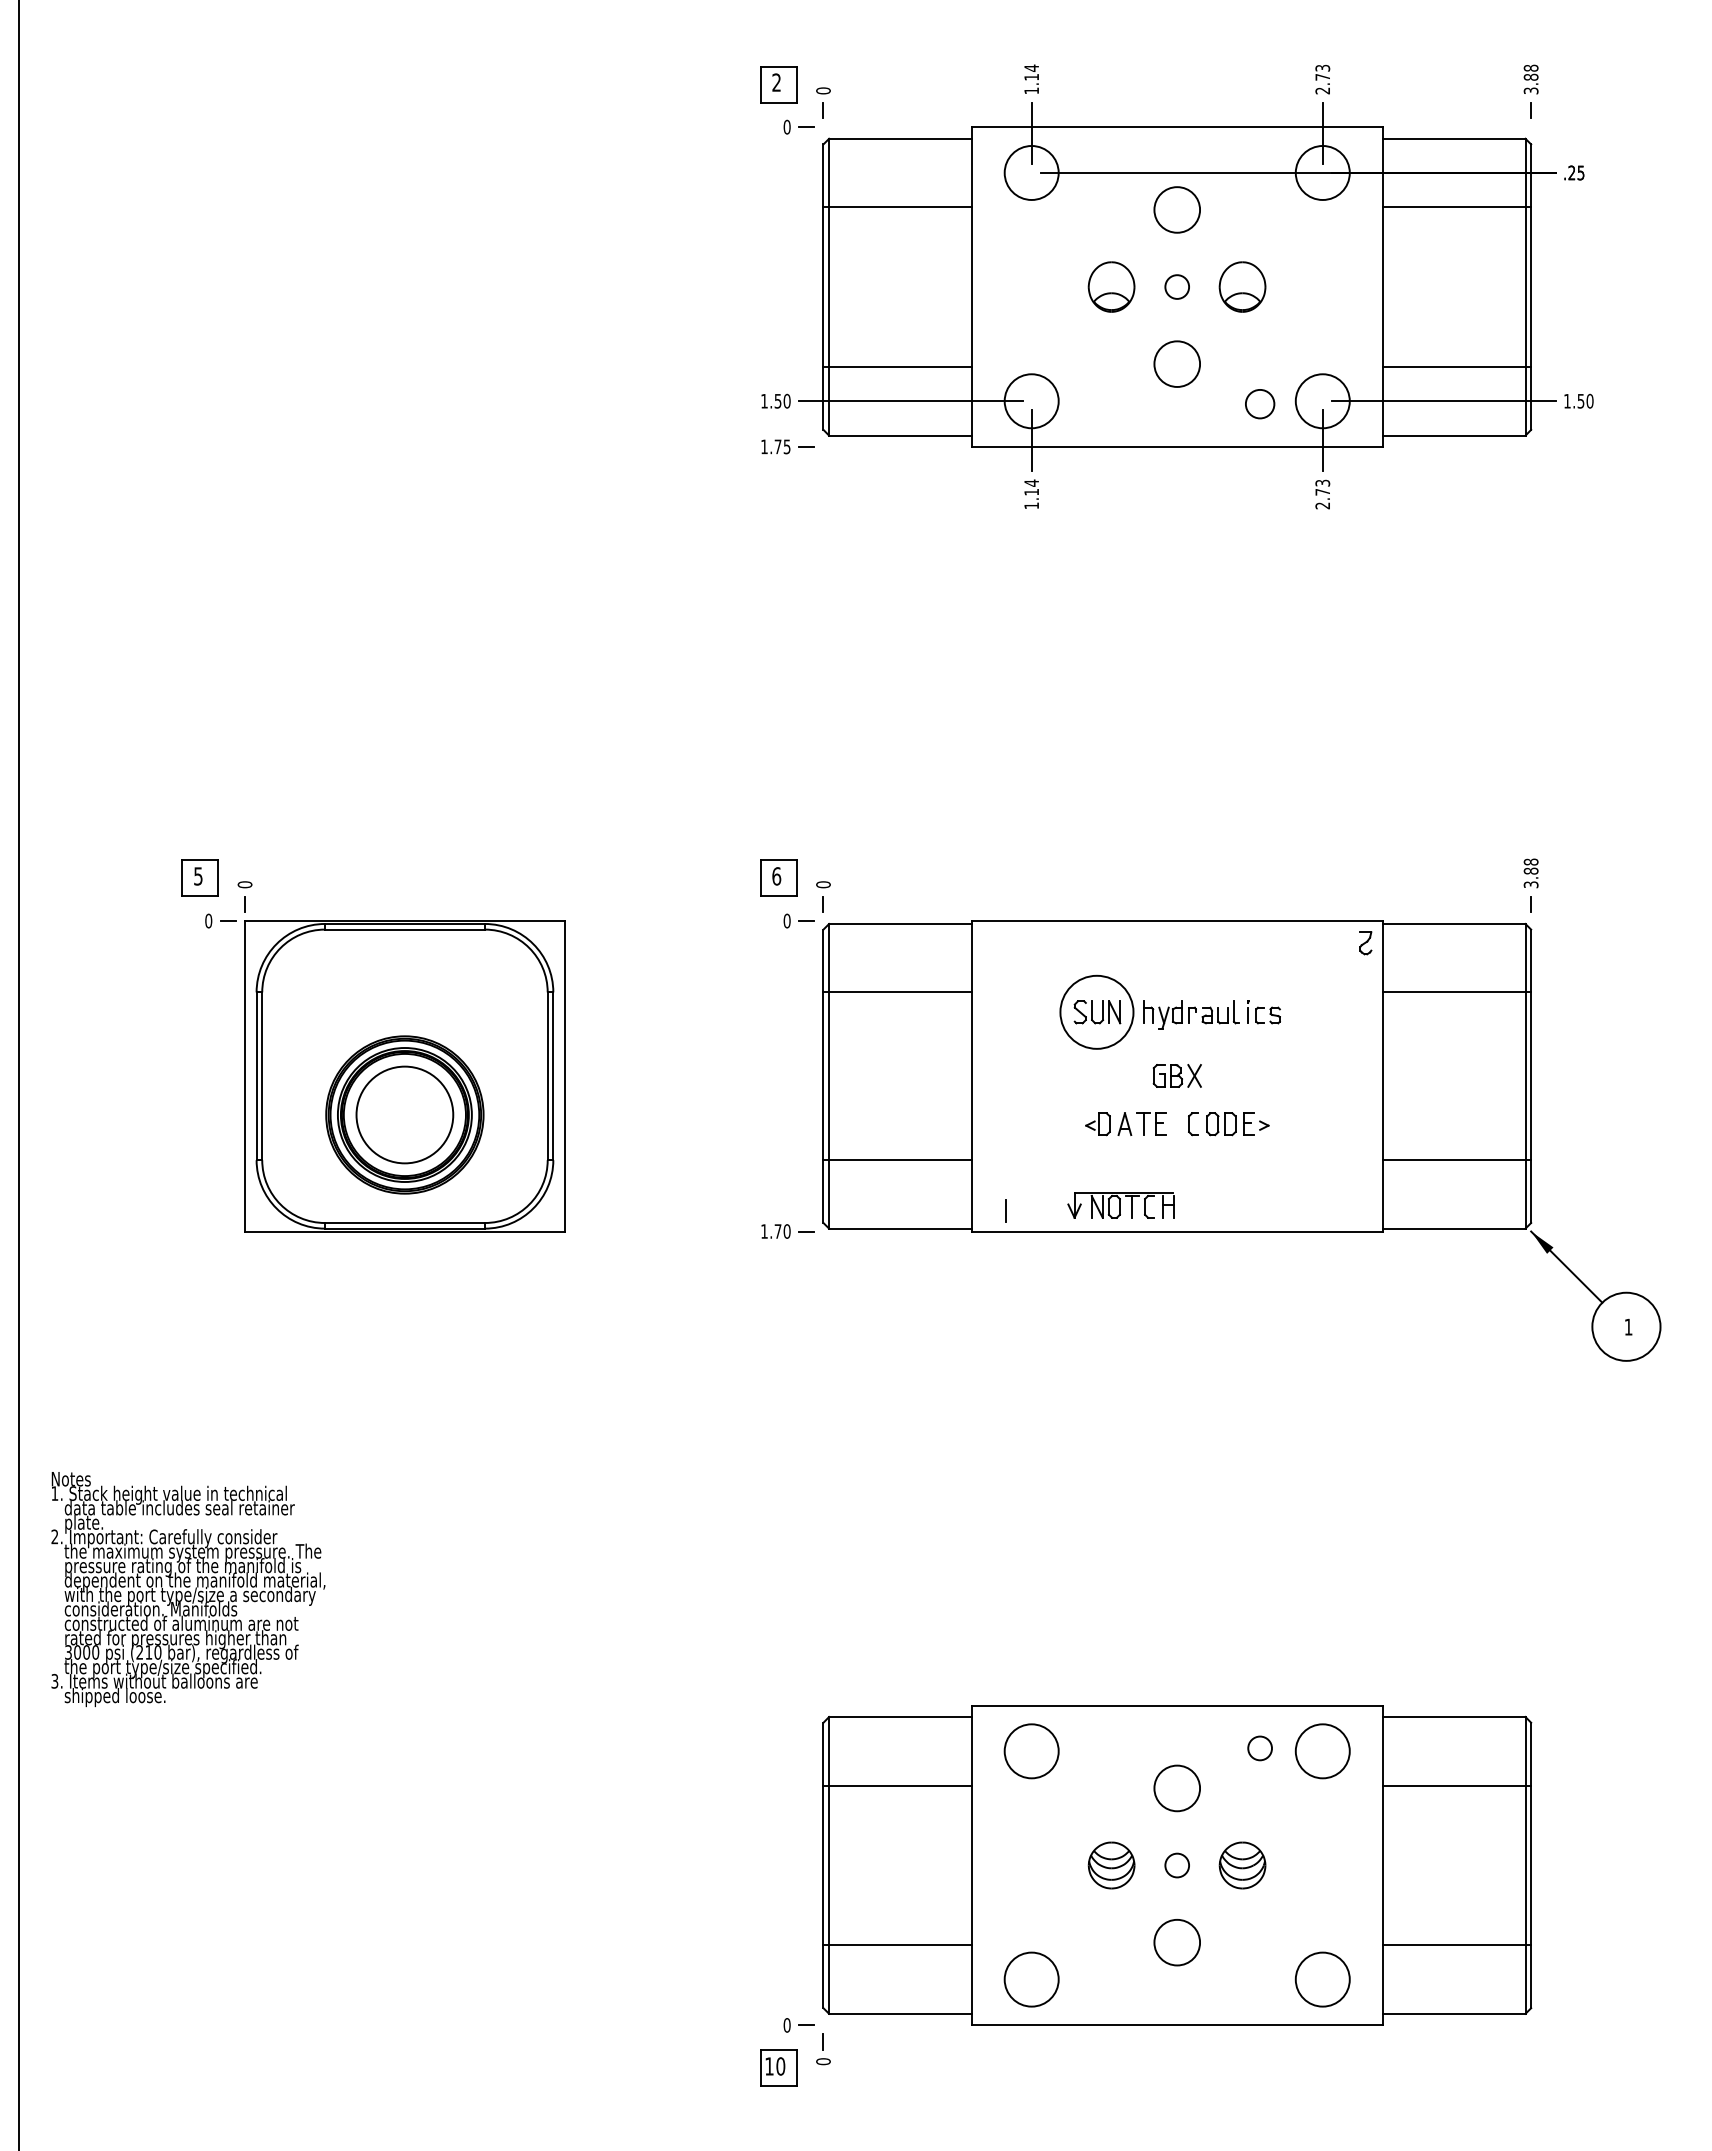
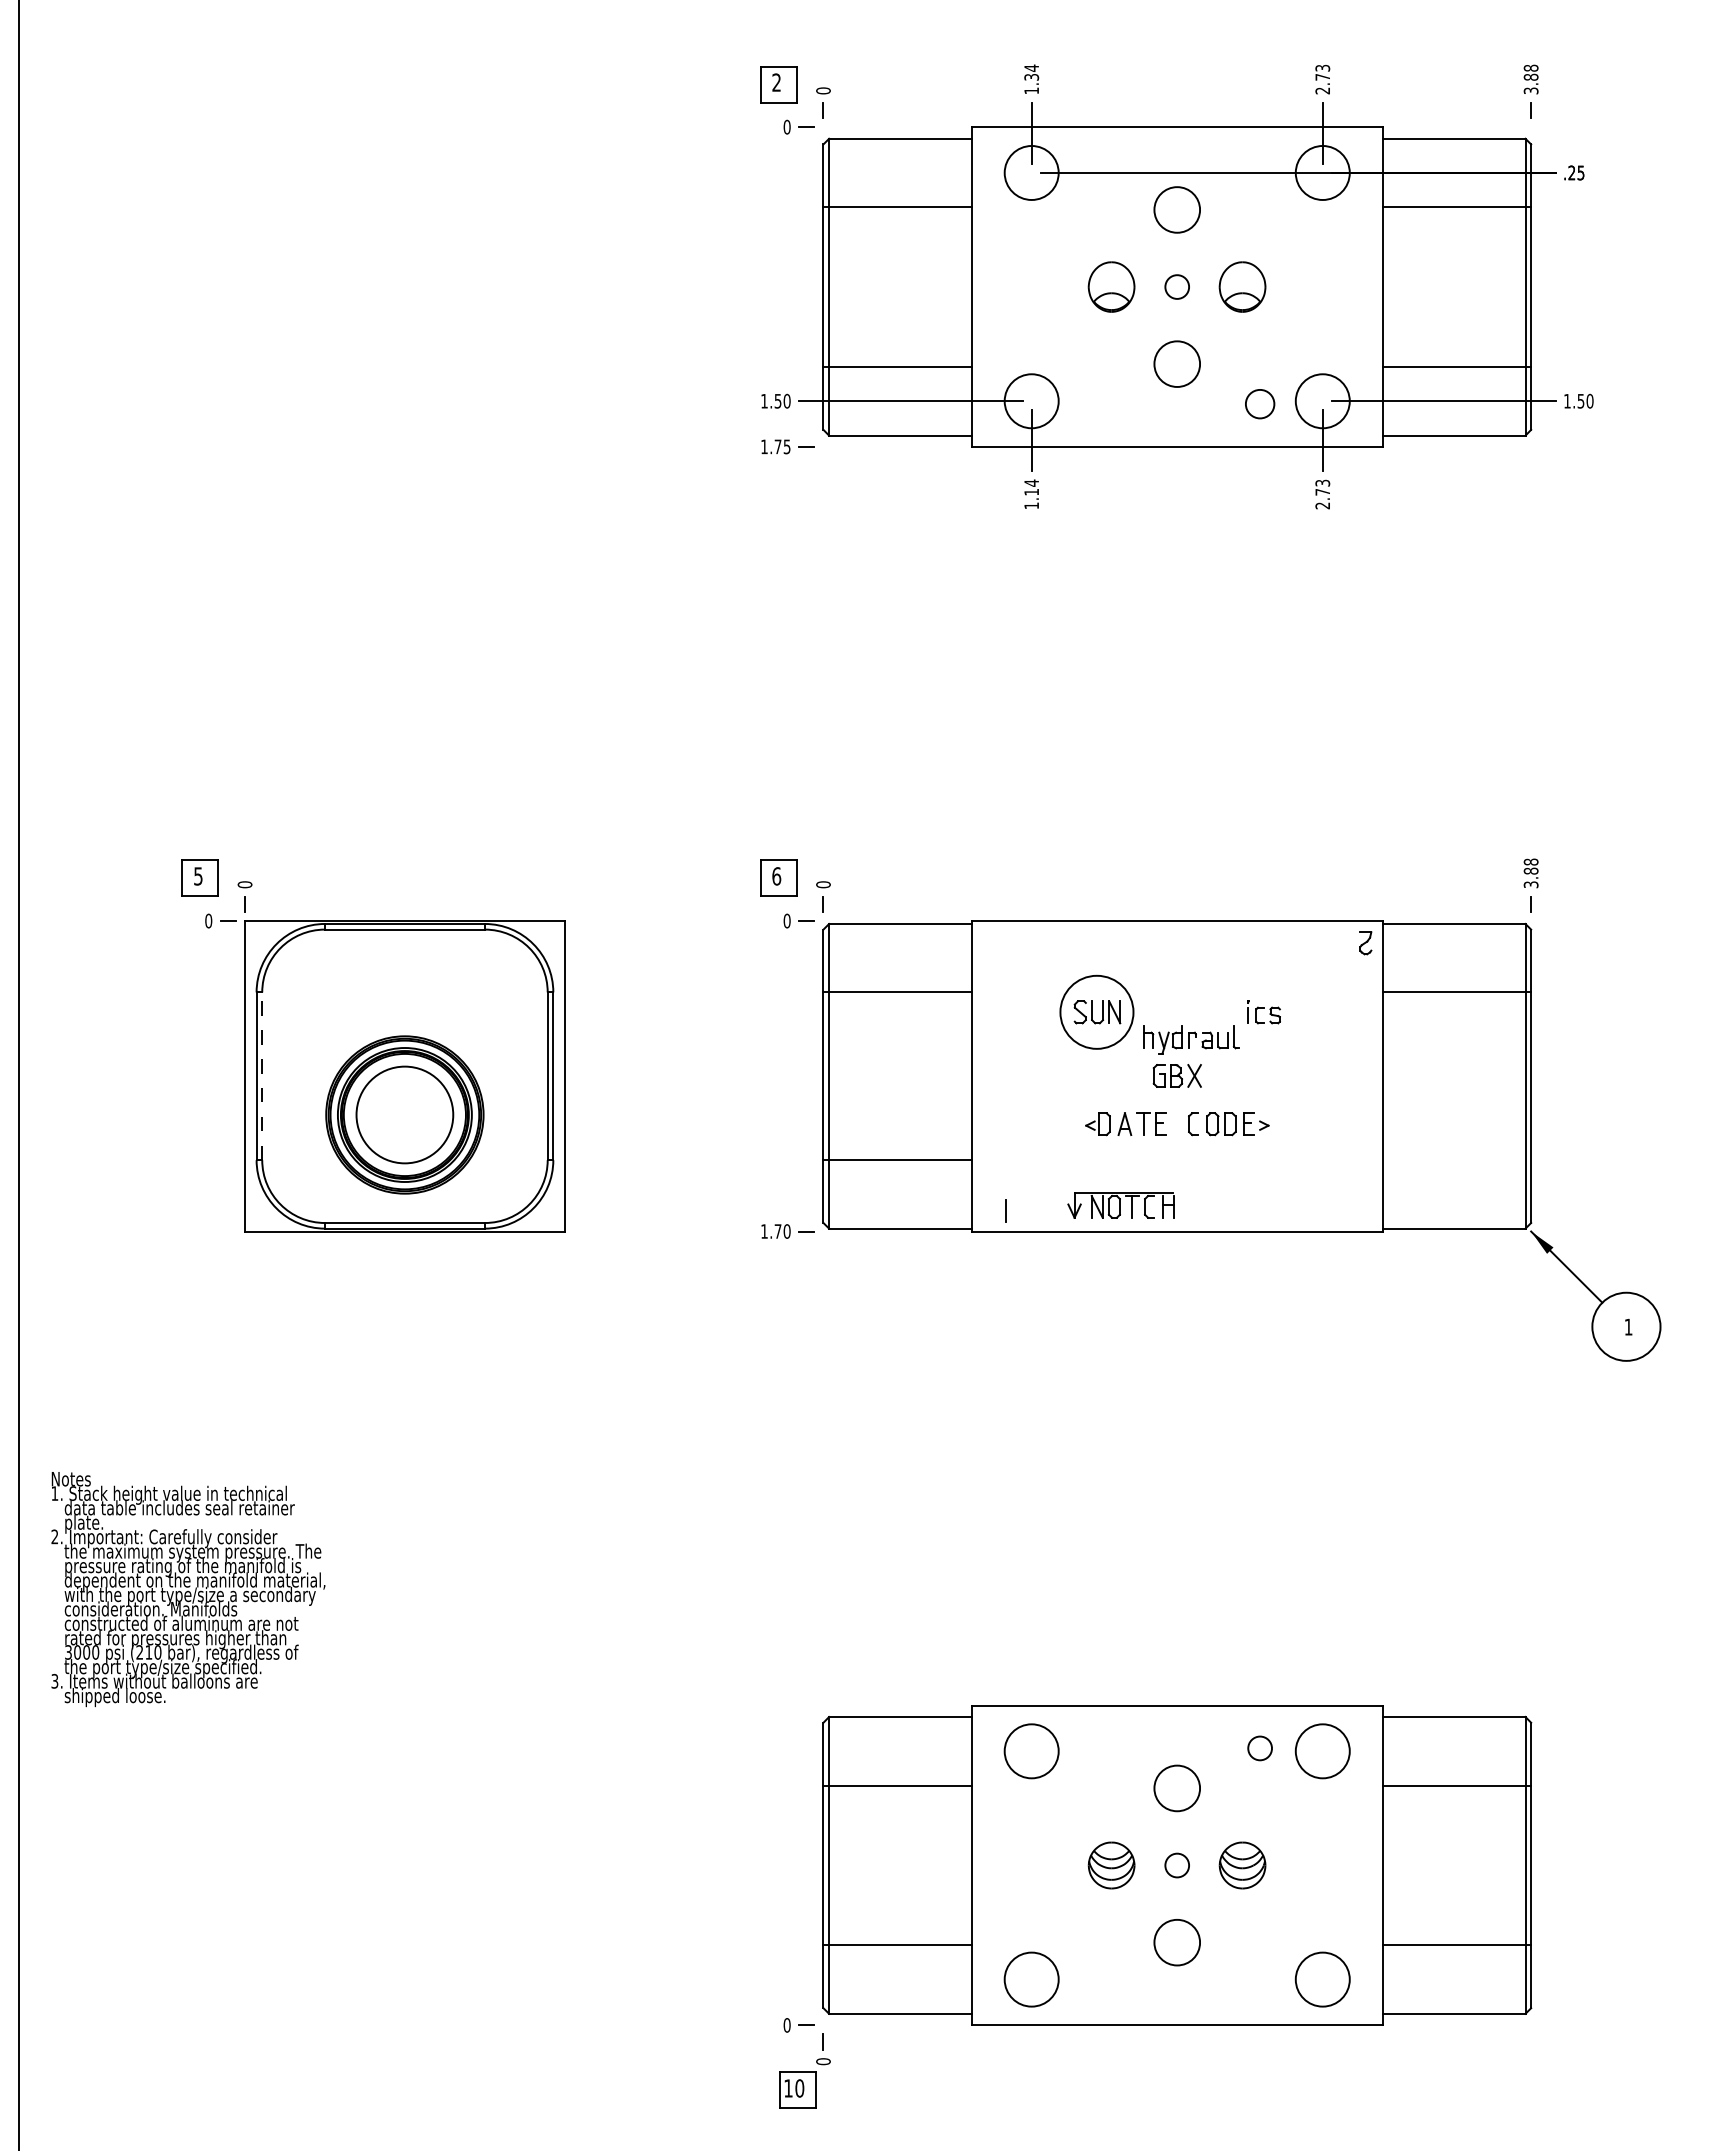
text: 1.14 -> 1.34 (1031, 77)
part position: (1191, 1014) -> (1191, 1039) (1191, 1039)
line: solid -> dashed (262, 1076)
line: present -> none (1456, 1160)
part position: (778, 2067) -> (797, 2089) (797, 2089)
